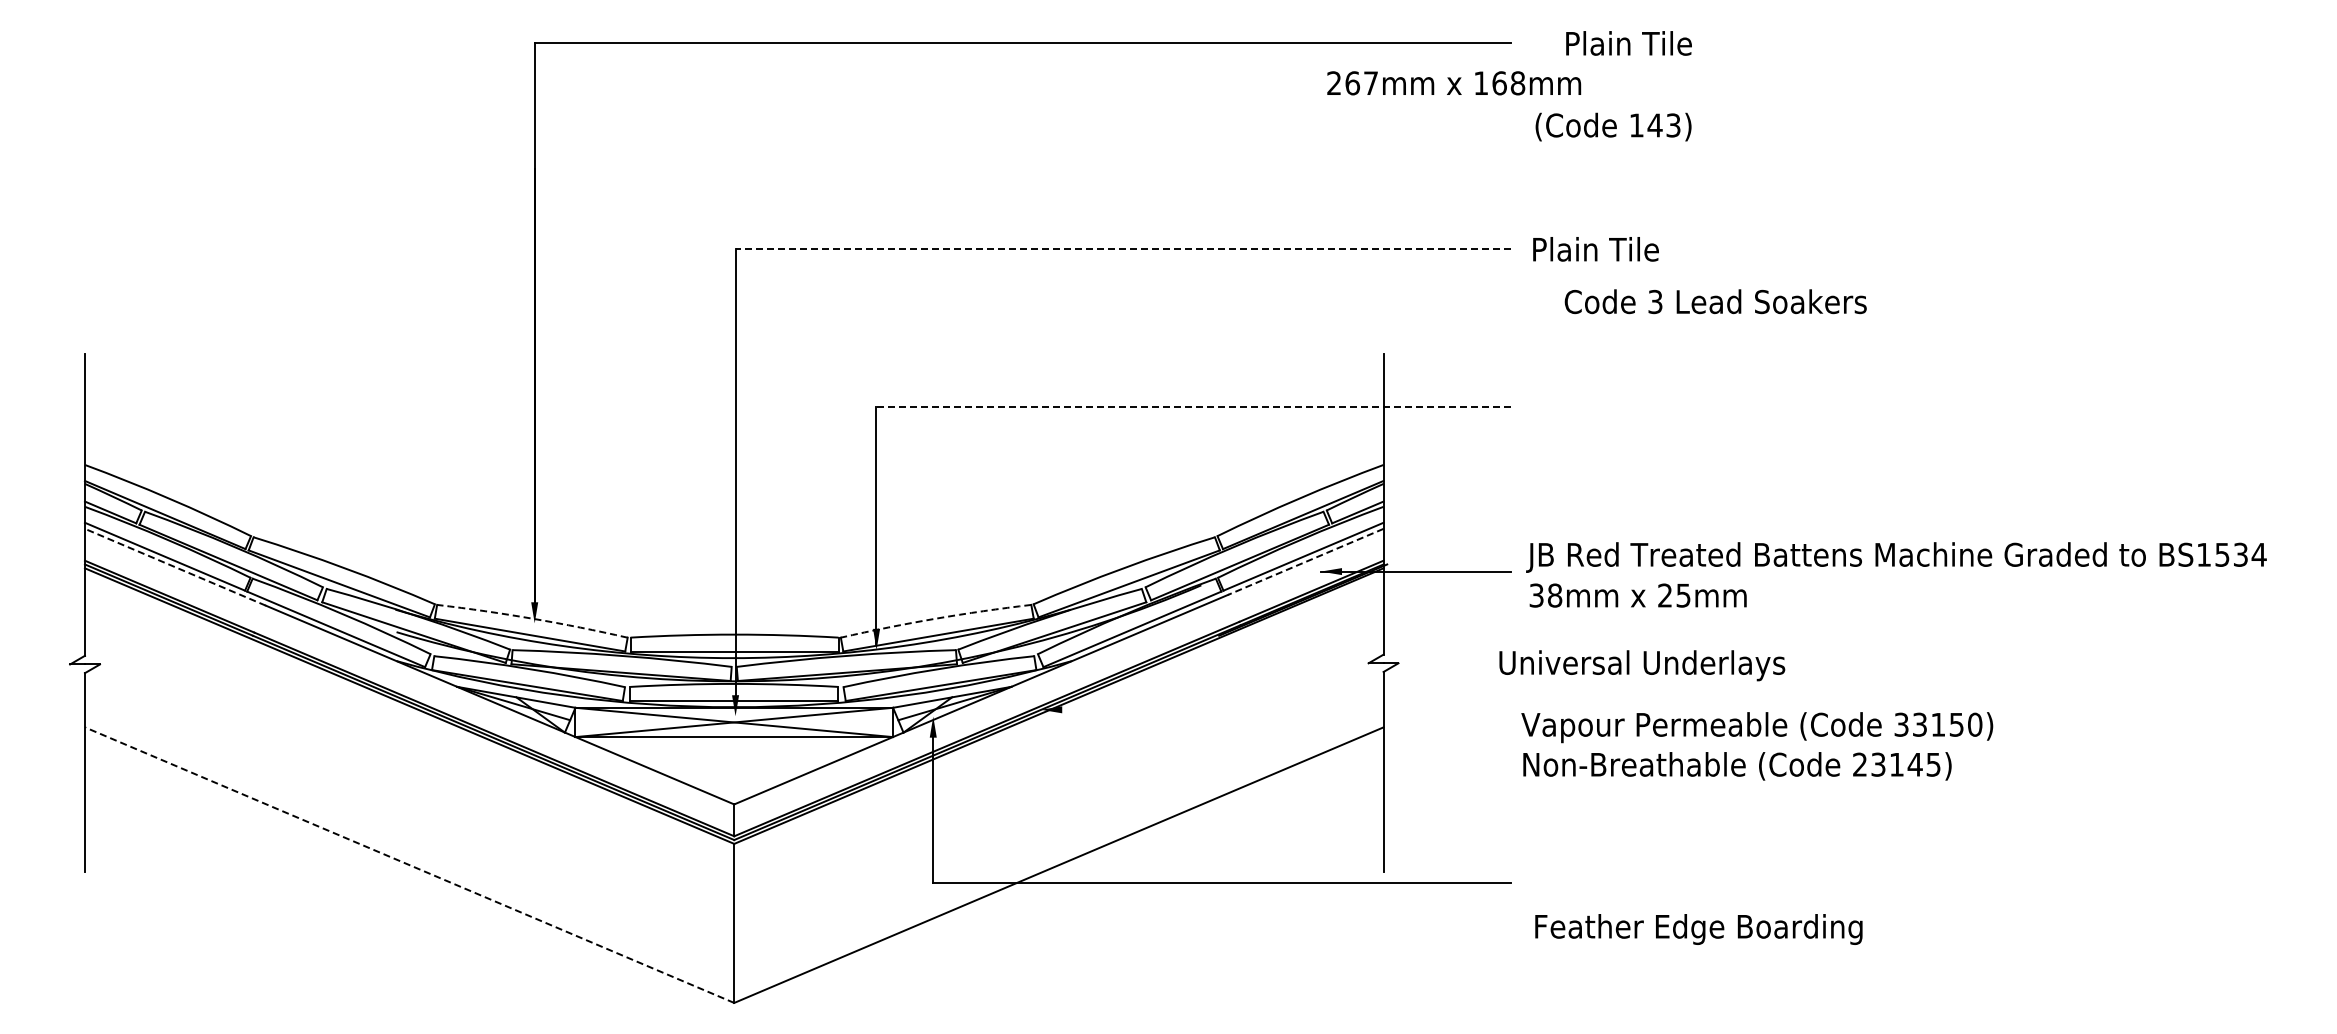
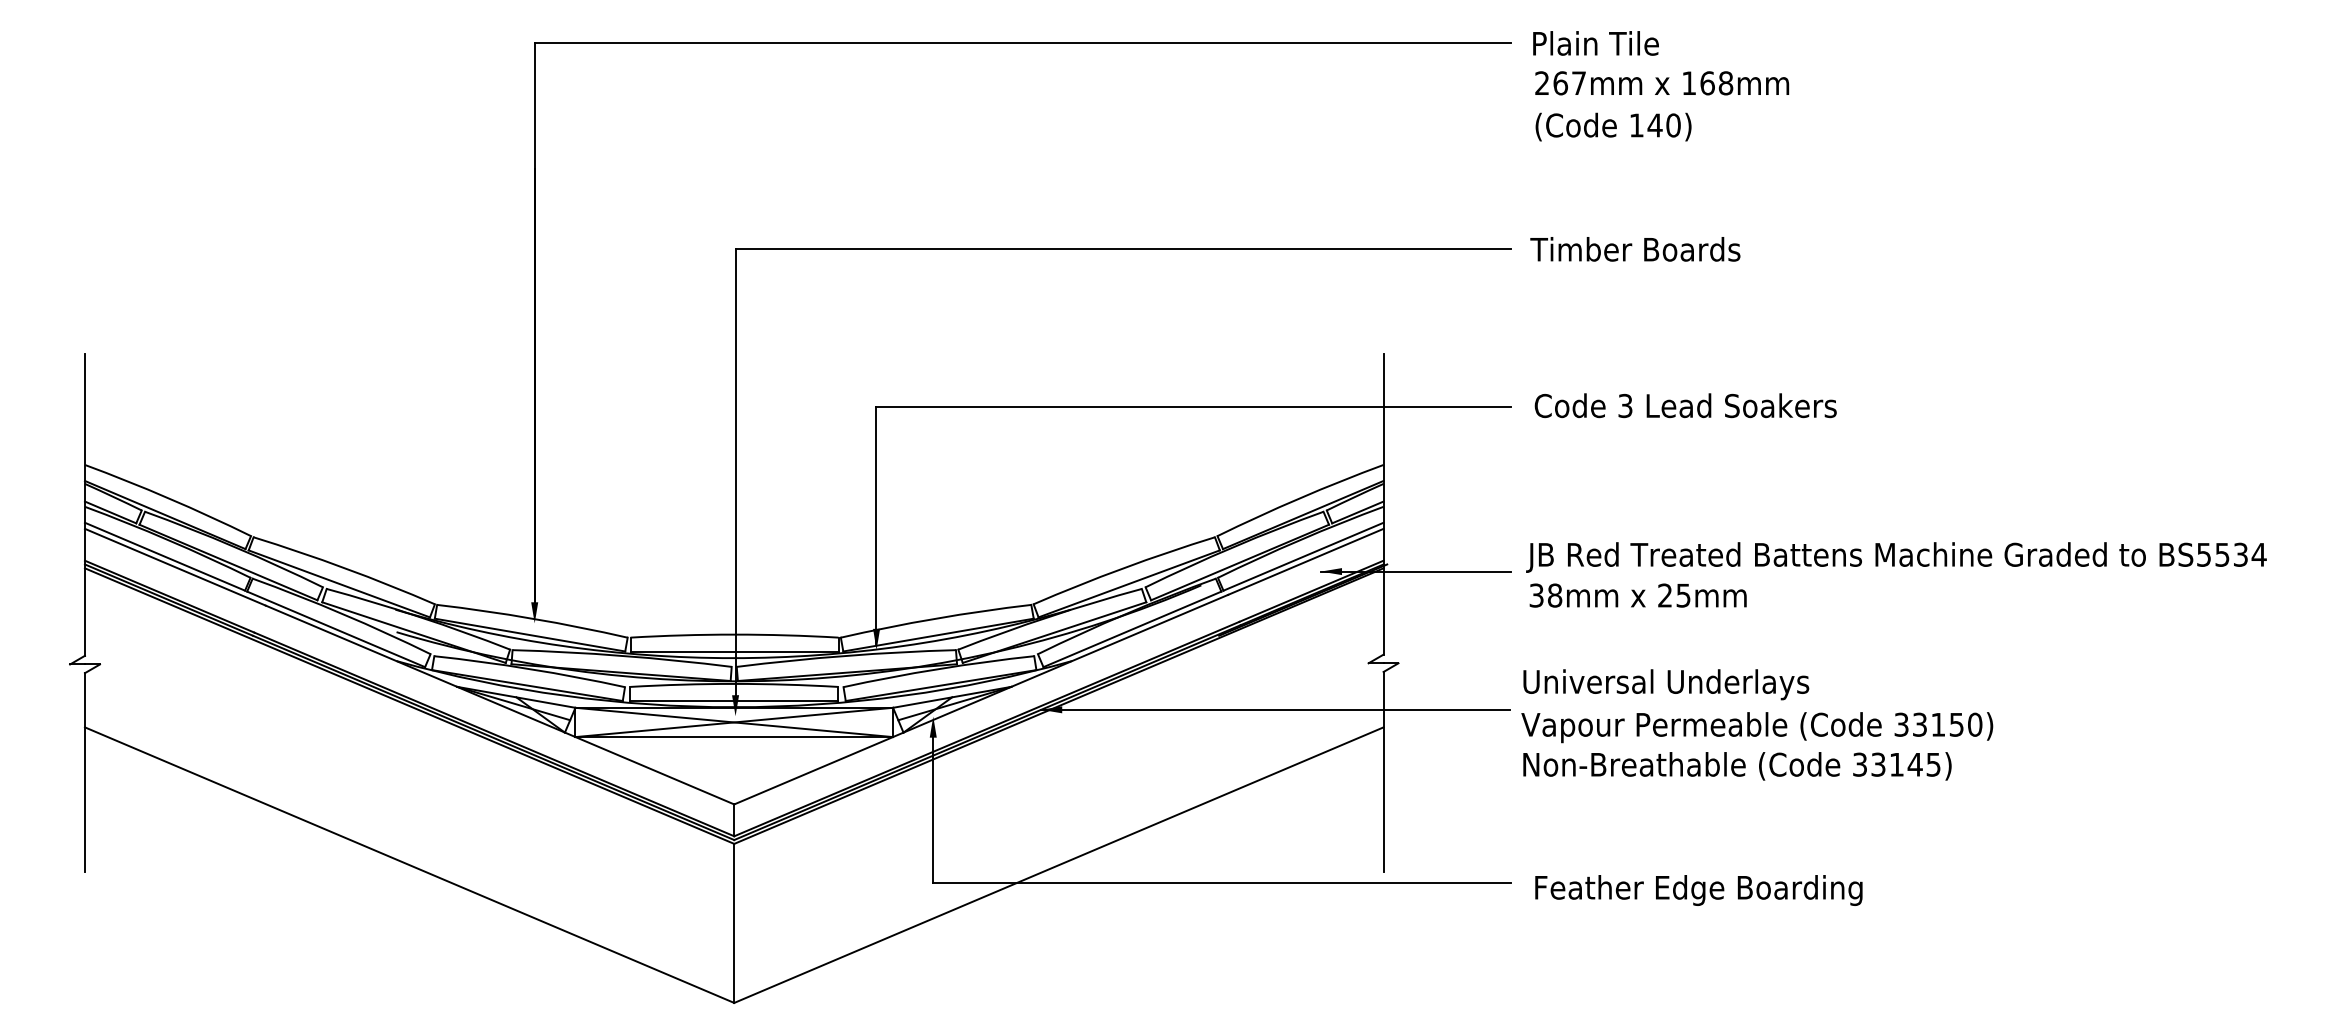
text position: (1628, 43) -> (1595, 43) (1595, 43)
text position: (1454, 83) -> (1662, 83) (1662, 83)
text: 143) -> 140) (1673, 125)
line: dashed -> solid (1123, 248)
text: Plain Tile -> Timber Boards (1635, 249)
text position: (1715, 301) -> (1685, 405) (1685, 405)
line: dashed -> solid (1192, 406)
text: BS1534 -> BS5534 (2203, 554)
line: dashed -> solid (1305, 562)
line: dashed -> solid (174, 567)
arc: dashed -> solid (532, 618)
arc: dashed -> solid (935, 618)
text position: (1642, 665) -> (1666, 684) (1666, 684)
line: none -> present (1275, 709)
text: 23145) -> 33145) (1859, 764)
line: dashed -> solid (409, 865)
text position: (1698, 929) -> (1698, 890) (1698, 890)
